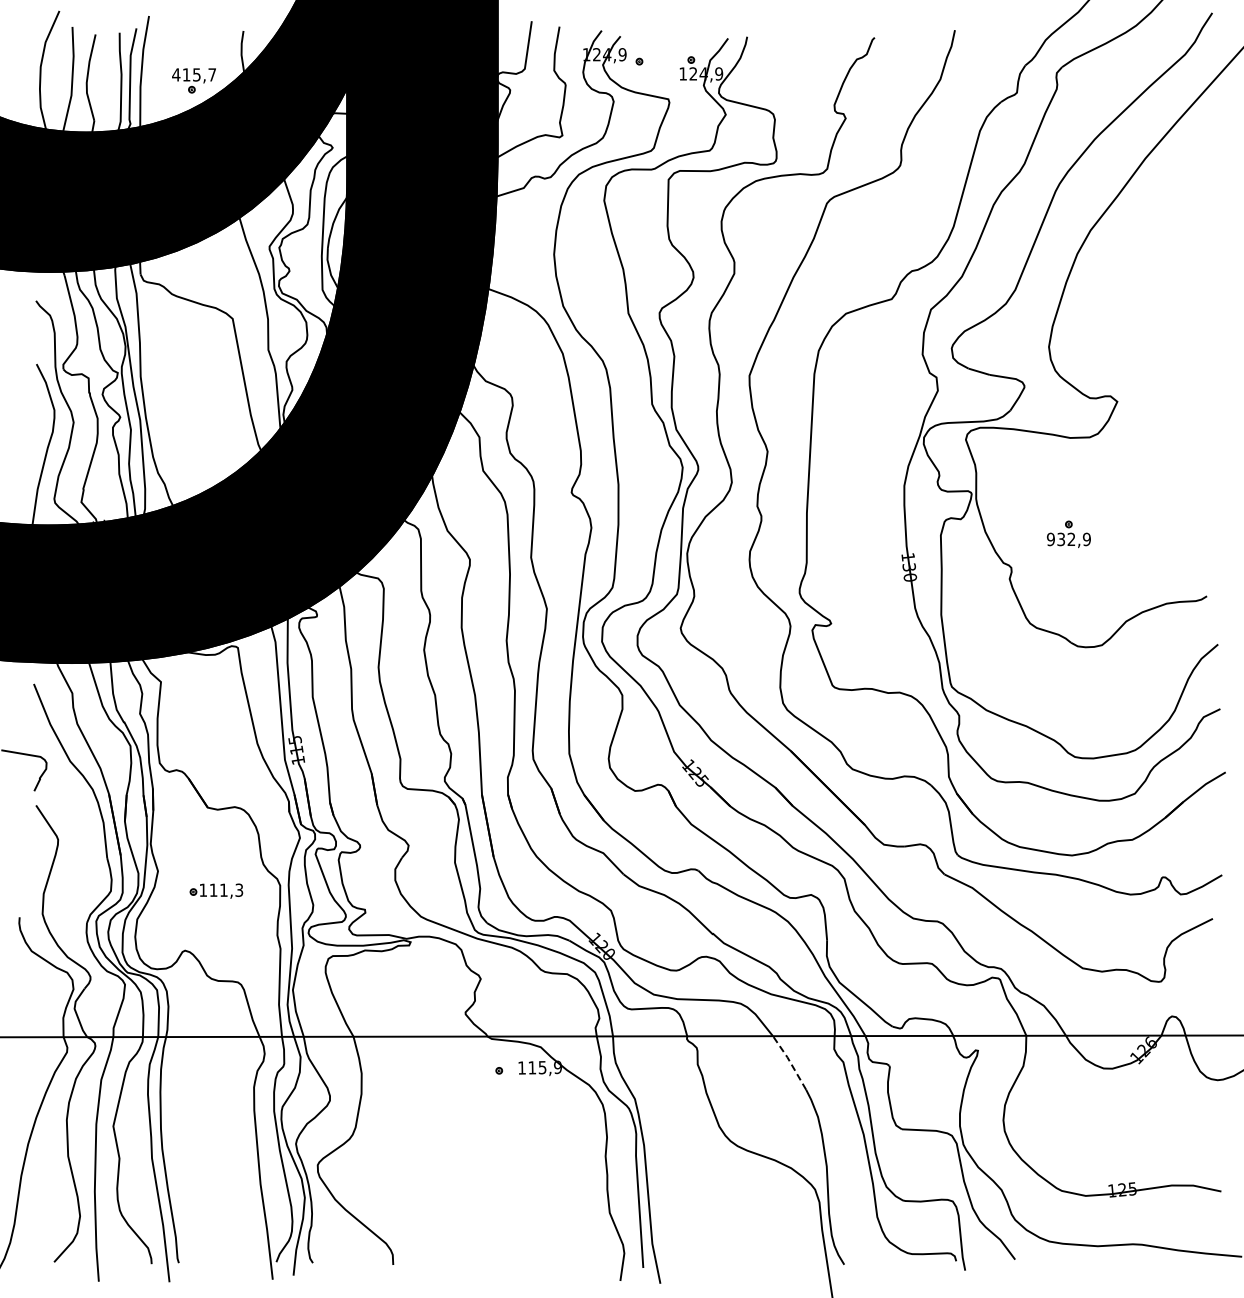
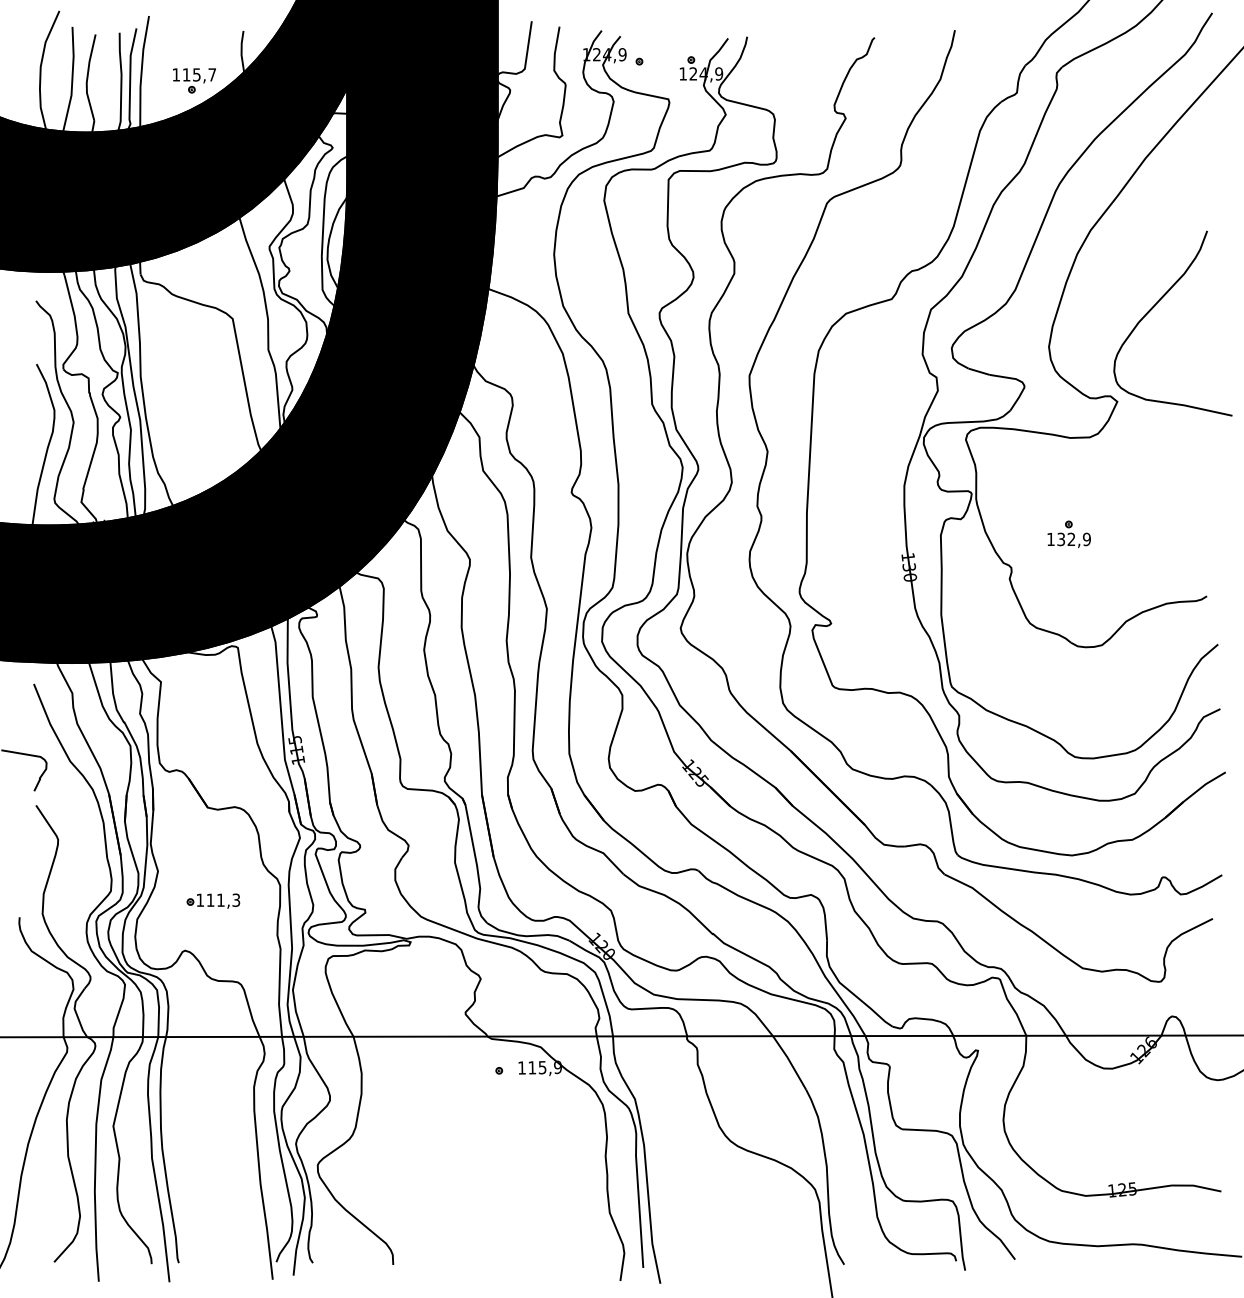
text: 415,7 -> 115,7 (176, 74)
curve: none -> present (1155, 306)
text: 932,9 -> 132,9 (1050, 539)
part position: (216, 890) -> (213, 900) (213, 900)
line: dashed -> solid (789, 1061)
